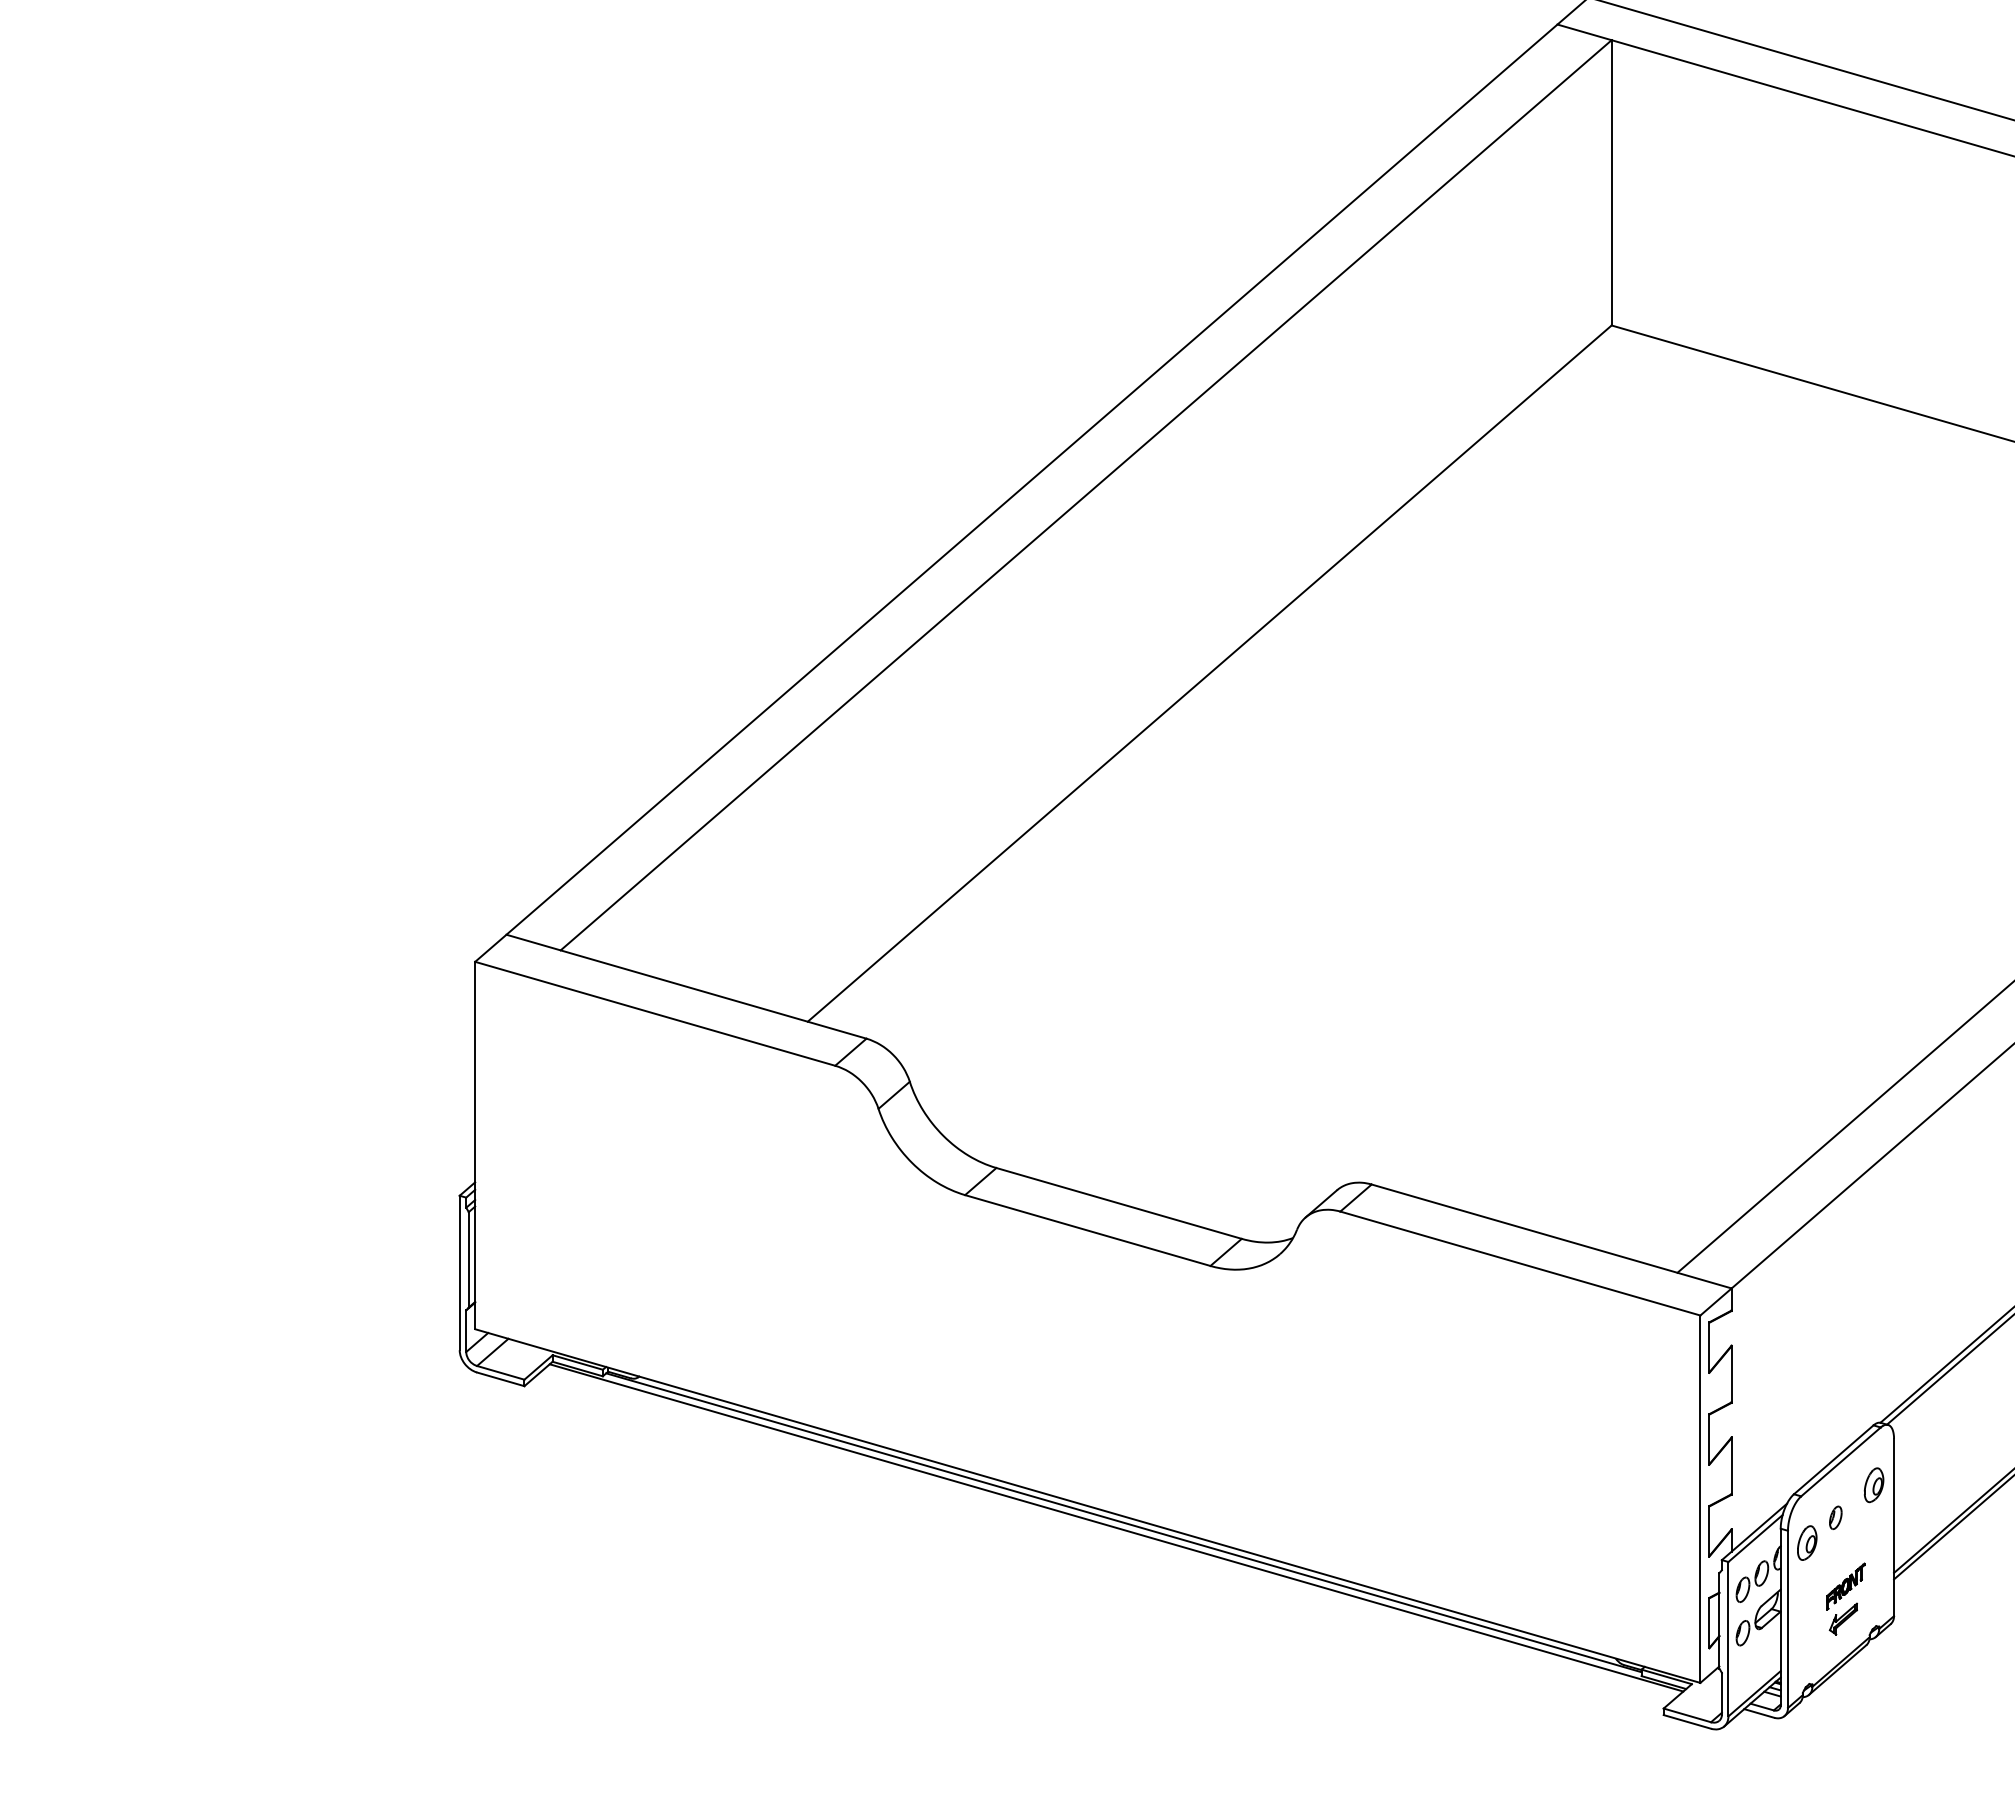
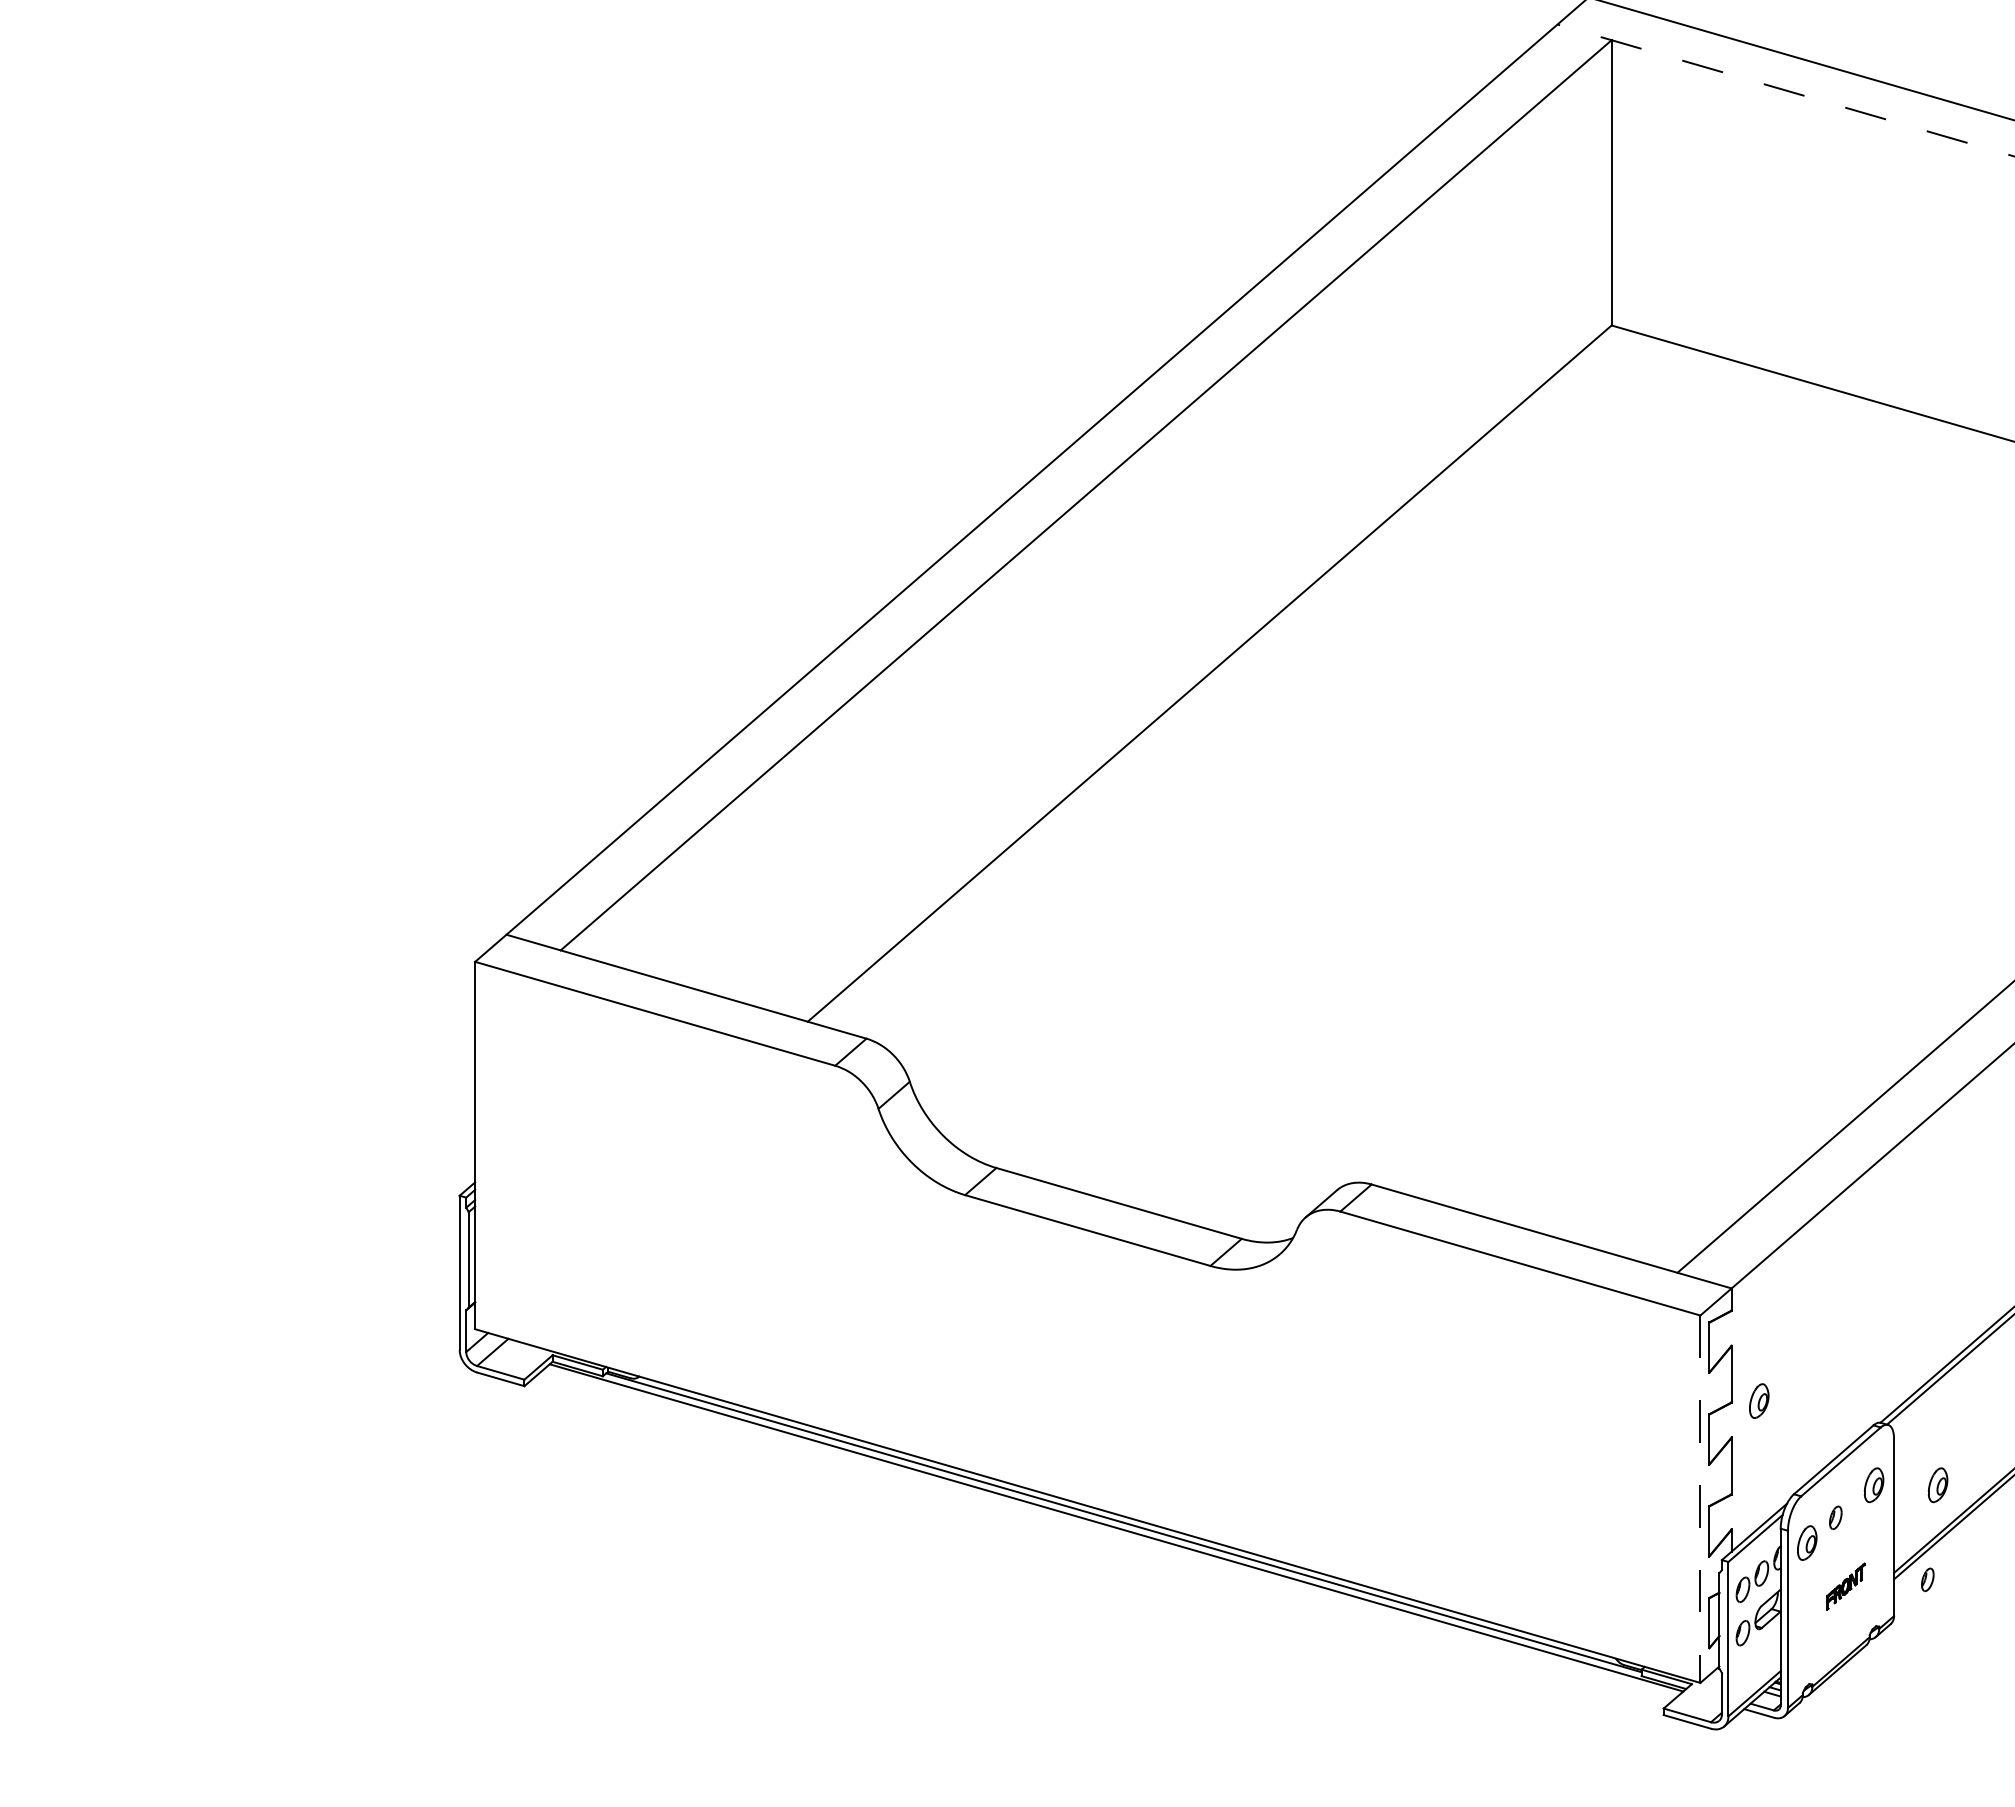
line: solid -> dashed (1786, 90)
part: none -> present (1759, 1400)
part: none -> present (1937, 1485)
line: solid -> dashed (1700, 1499)
part: none -> present (1927, 1579)
part: present -> none (1842, 1618)
